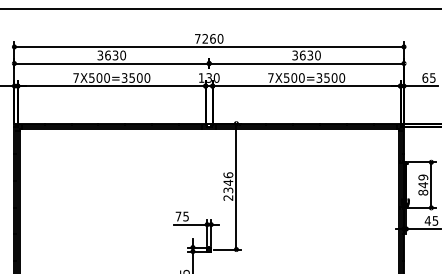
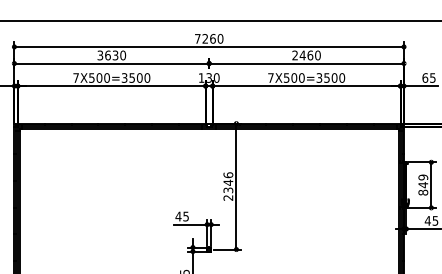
line position: (220, 9) -> (220, 21) (220, 21)
text: 3630 -> 2460 (302, 55)
text: 75 -> 45 (178, 216)
